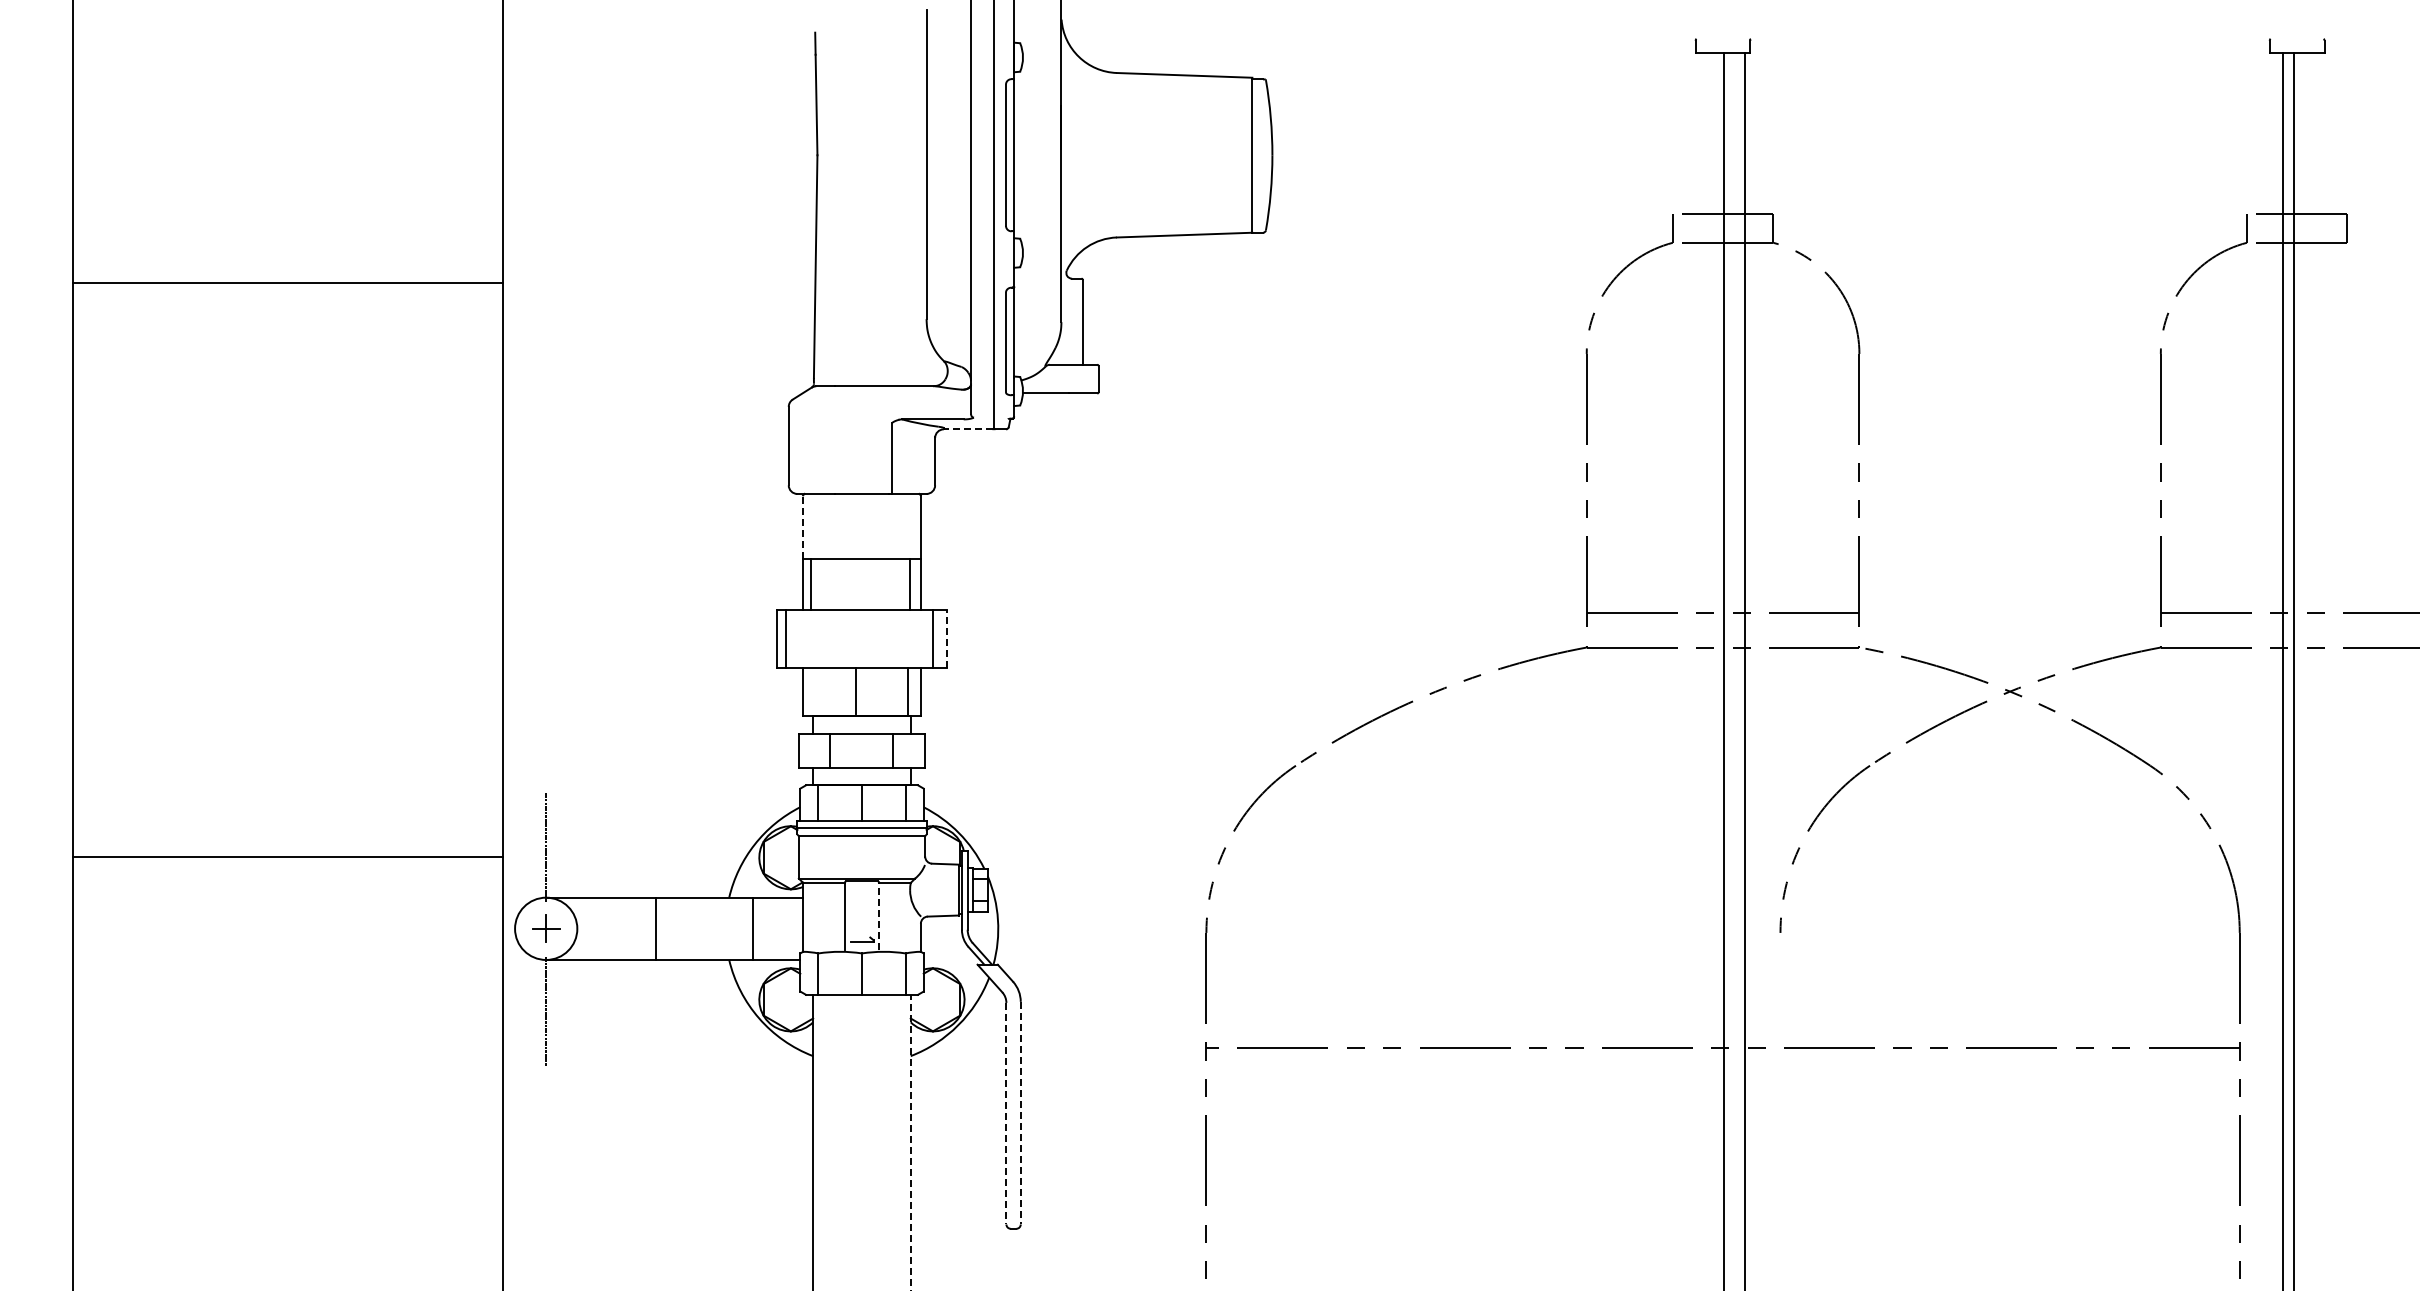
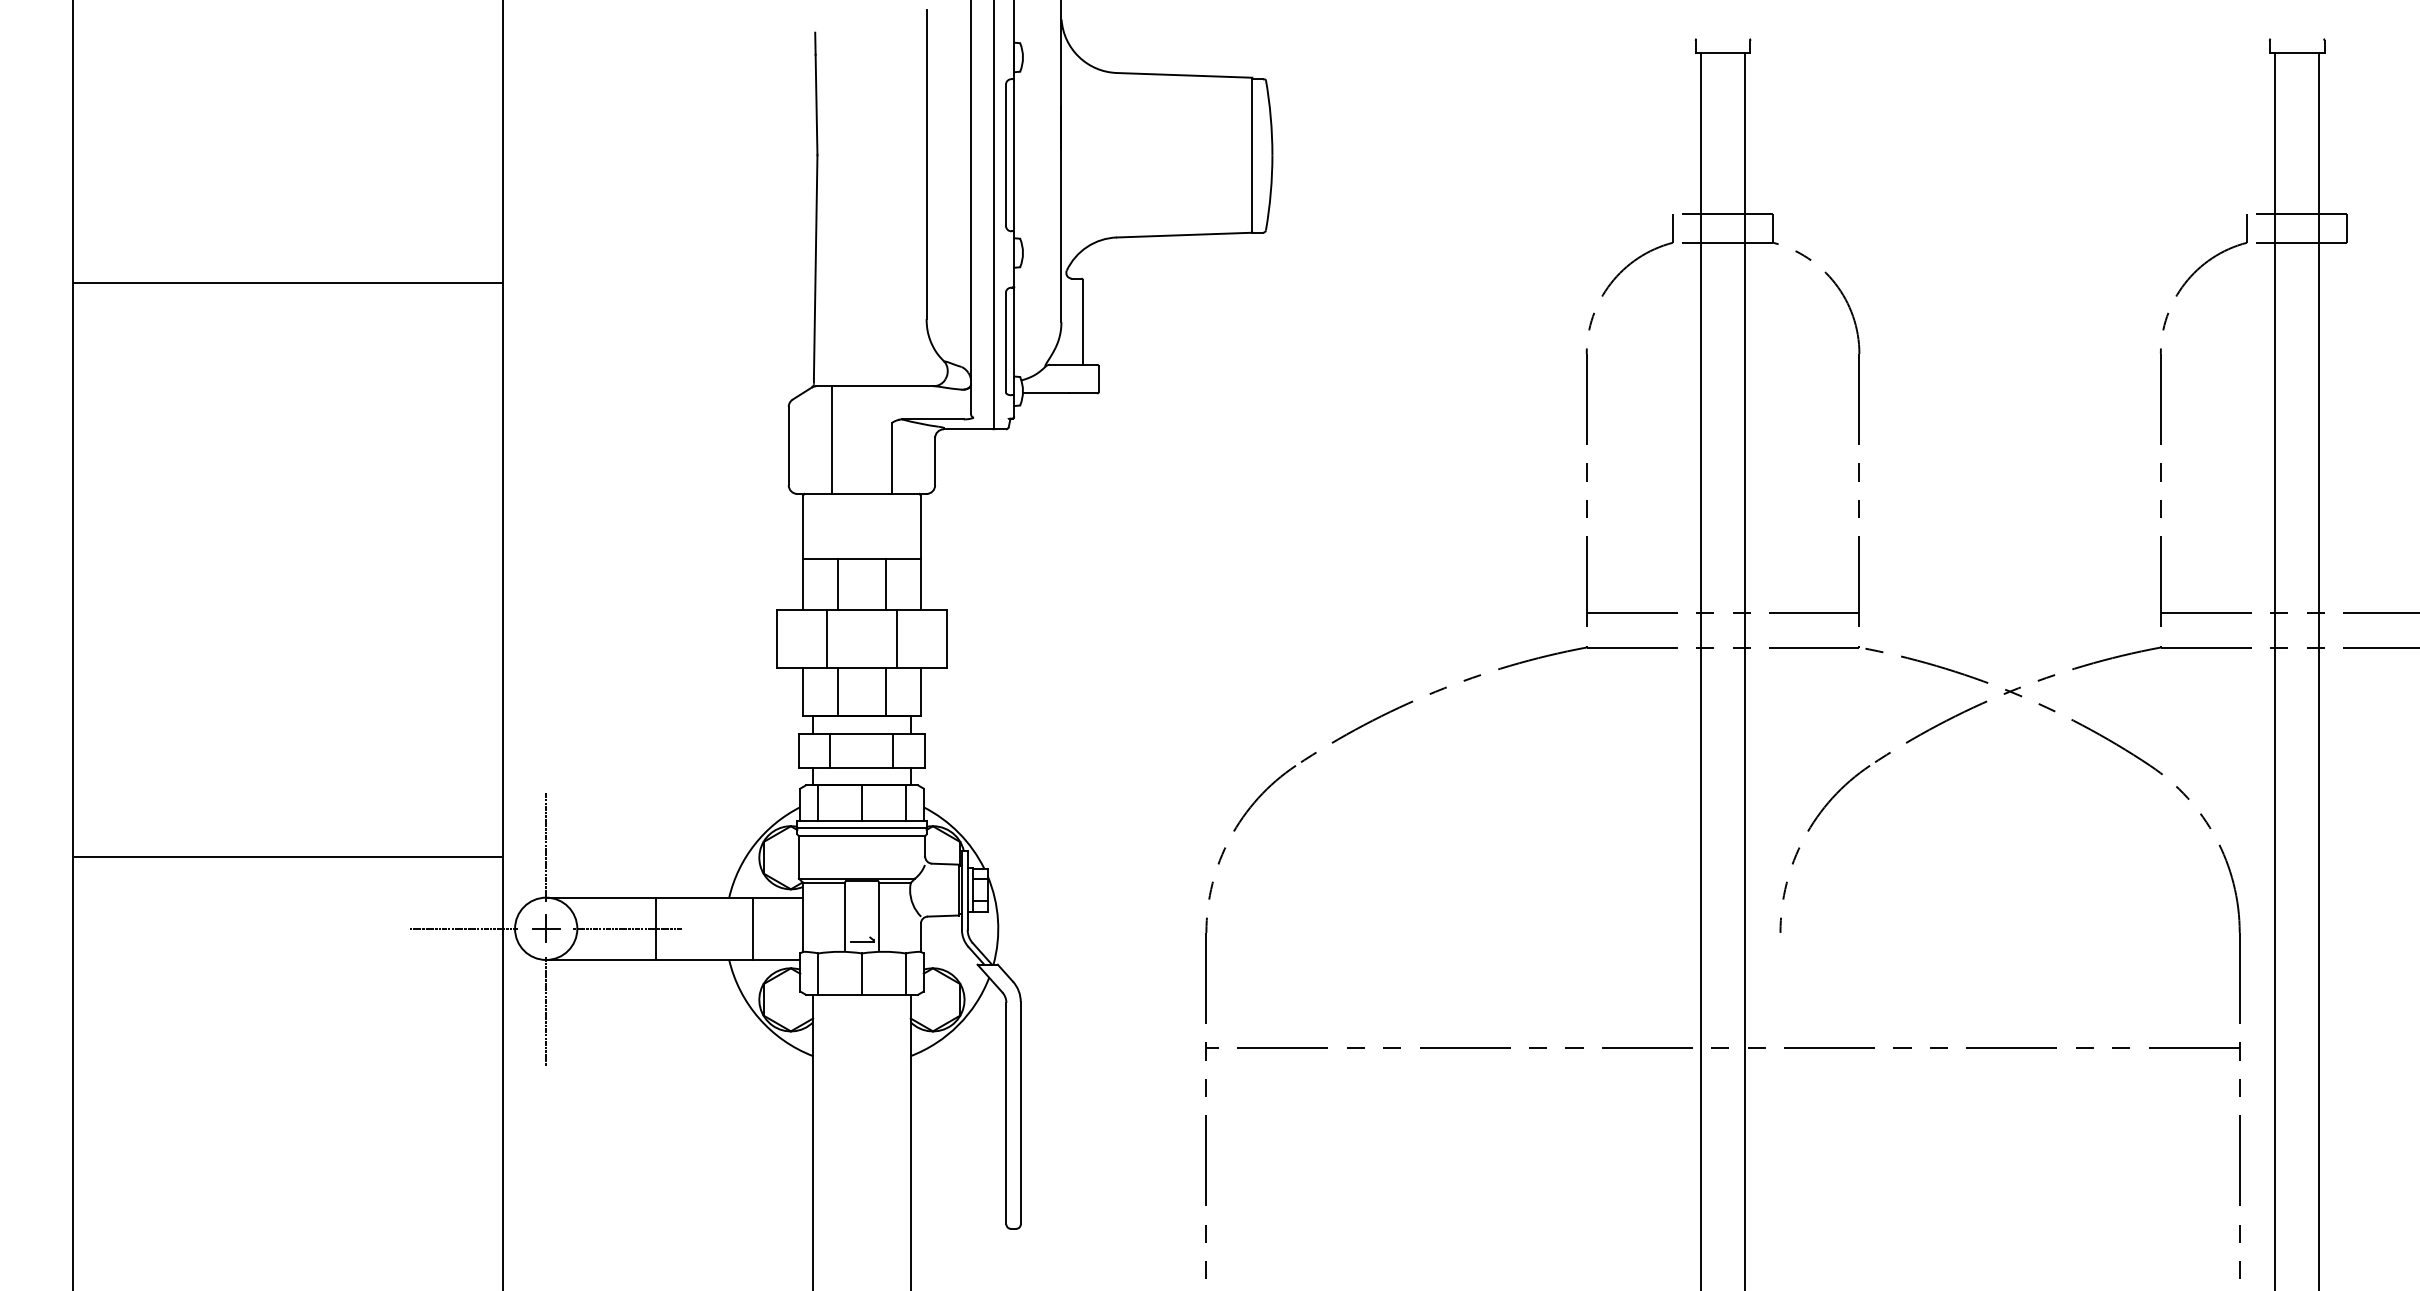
line: dashed -> solid (967, 429)
line: none -> present (832, 439)
line: dashed -> solid (803, 526)
line position: (810, 584) -> (837, 584) (837, 584)
line position: (910, 584) -> (886, 584) (886, 584)
line position: (786, 638) -> (827, 638) (827, 638)
line position: (932, 638) -> (896, 638) (896, 638)
line: dashed -> solid (946, 638)
line position: (1723, 669) -> (1700, 669) (1700, 669)
line position: (2283, 669) -> (2319, 669) (2319, 669)
line position: (2293, 669) -> (2274, 669) (2274, 669)
line position: (856, 690) -> (838, 690) (838, 690)
line position: (907, 691) -> (885, 691) (885, 691)
line: dashed -> solid (879, 916)
line: none -> present (463, 928)
line: none -> present (627, 928)
line: dashed -> solid (1006, 1113)
line: dashed -> solid (1020, 1113)
line: dashed -> solid (910, 1142)
